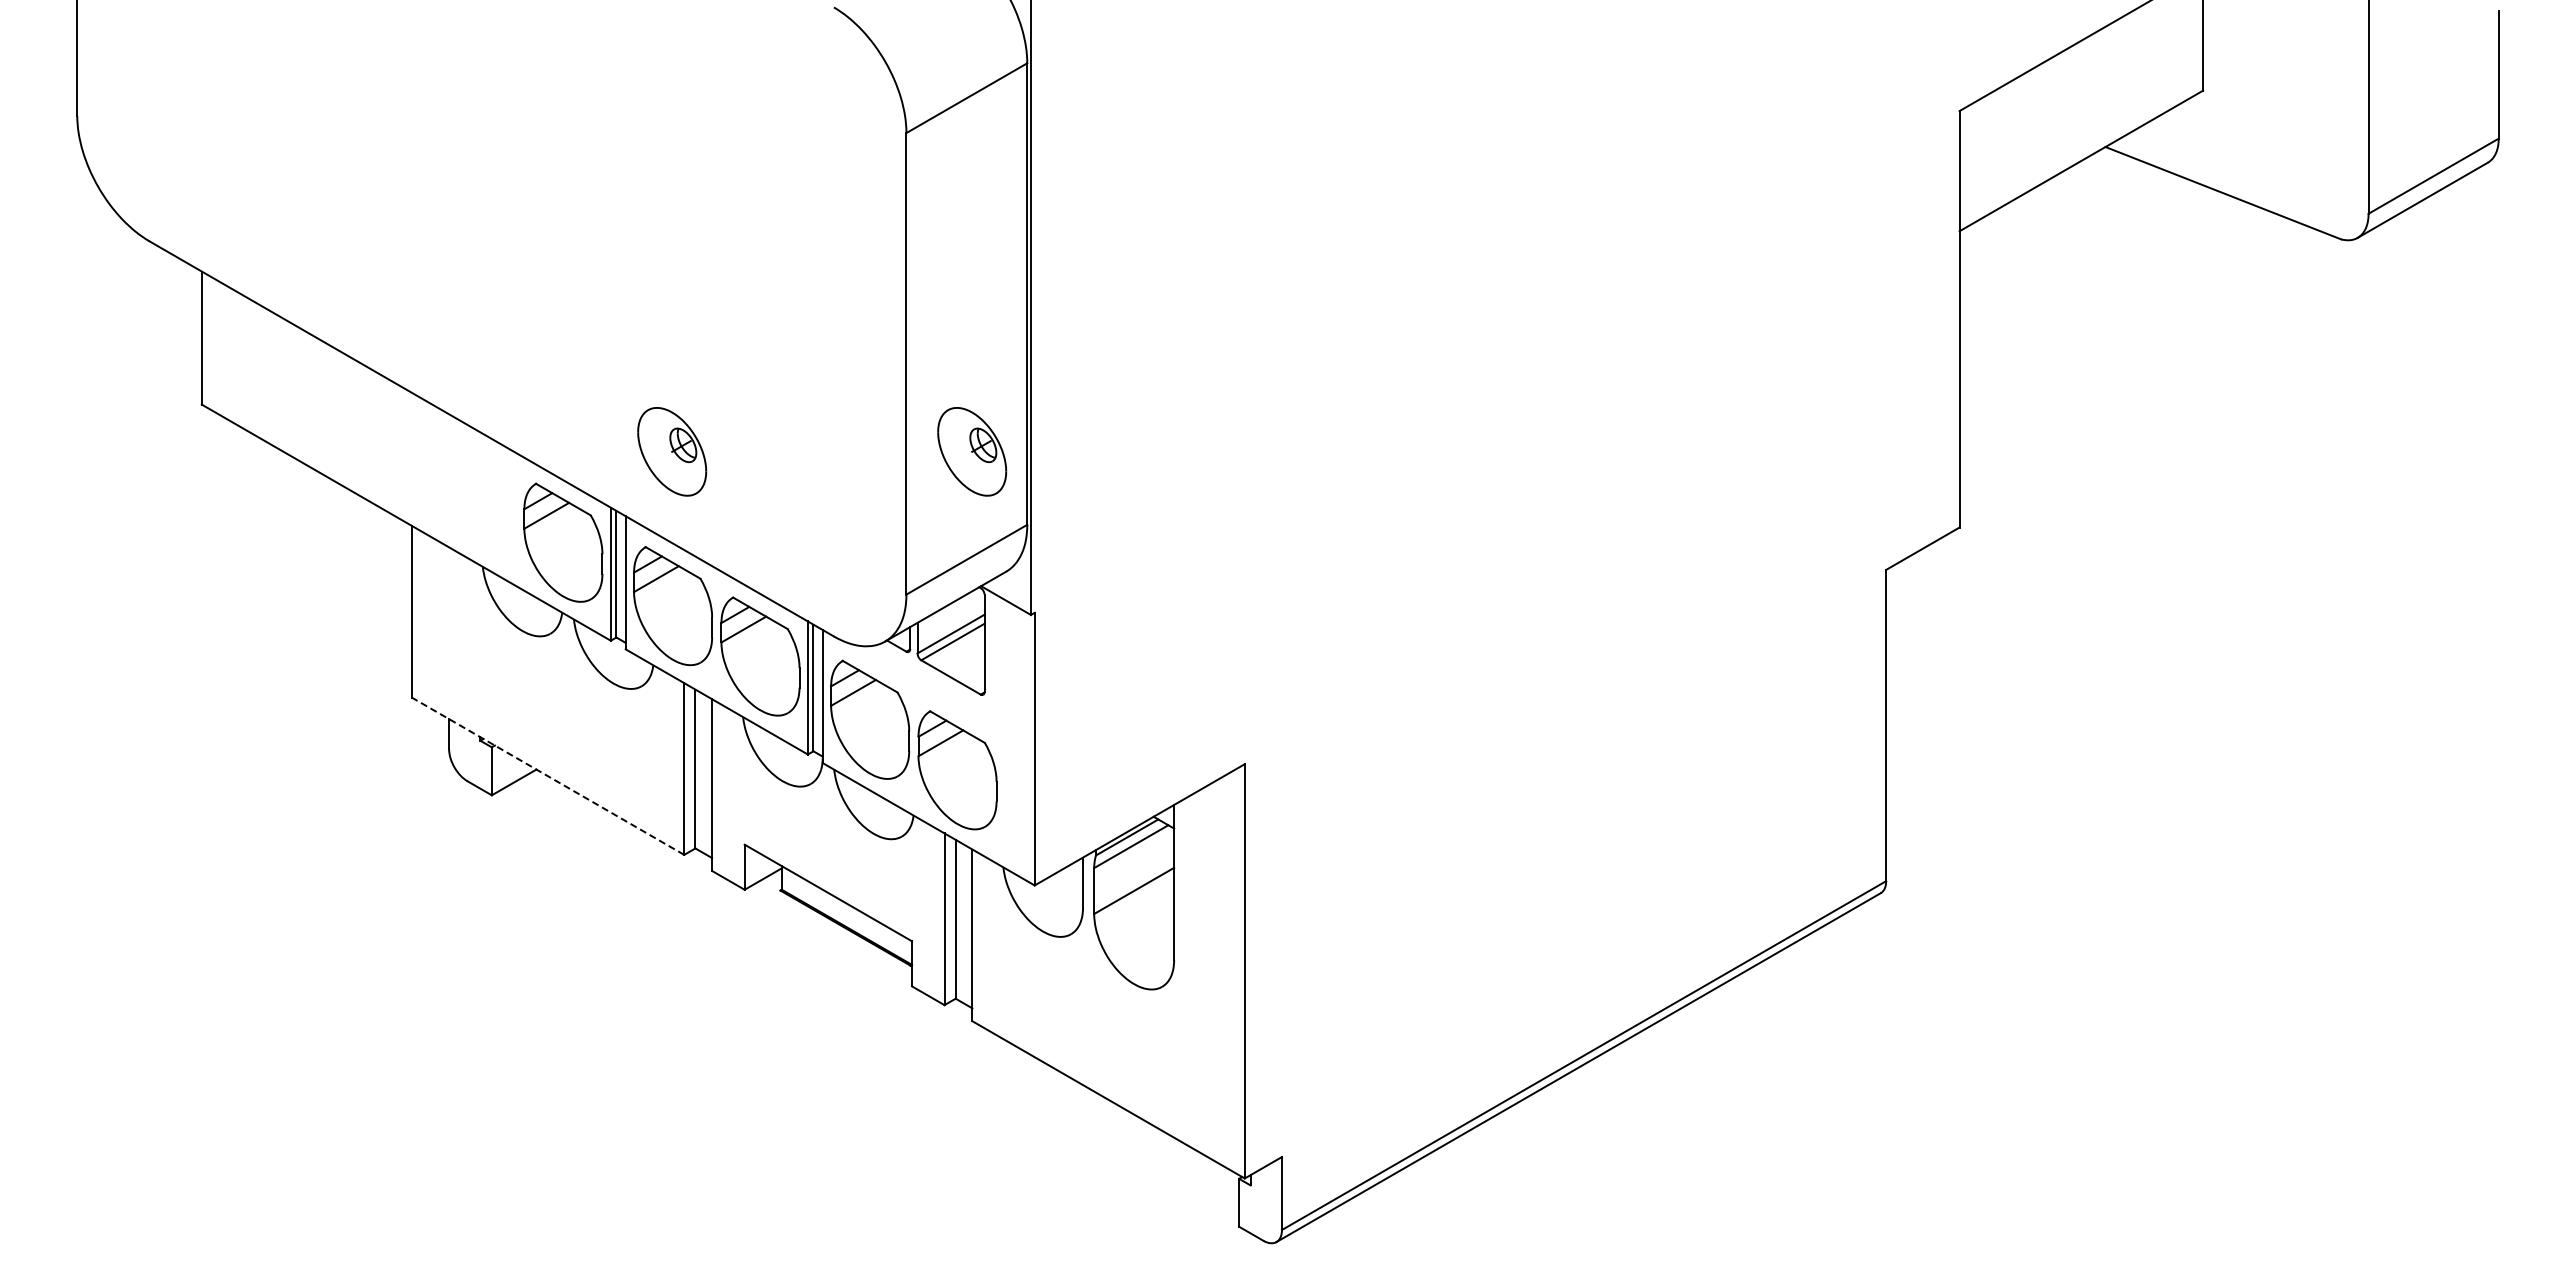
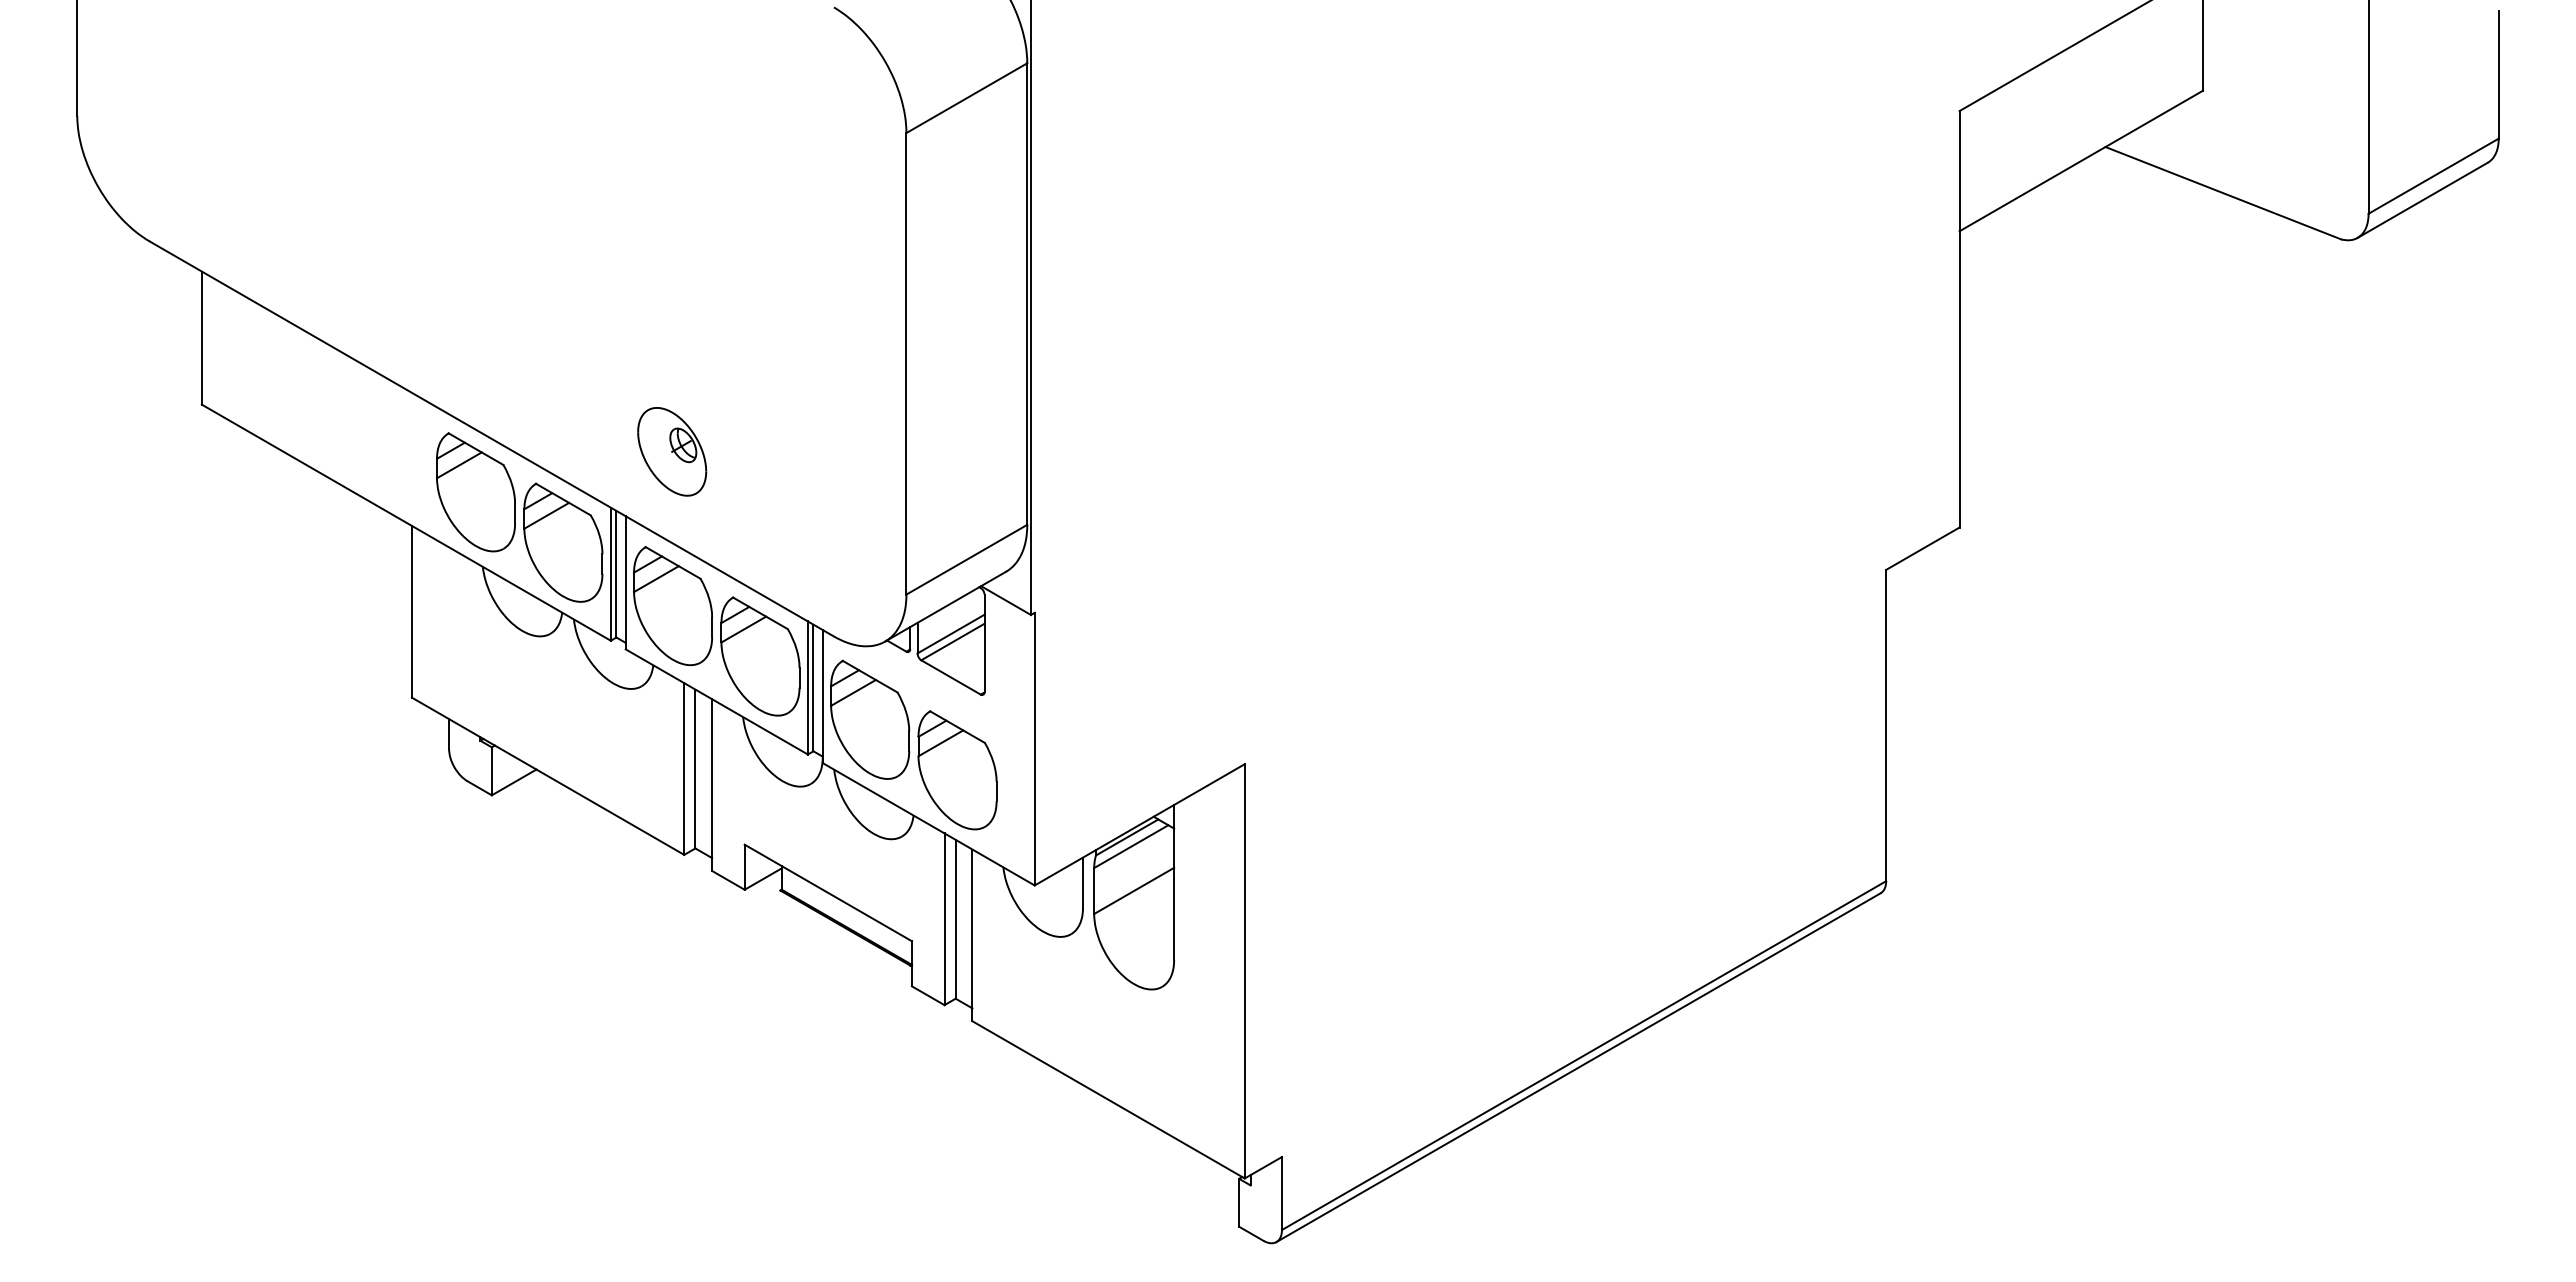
part: present -> none (972, 451)
part: none -> present (475, 492)
line: dashed -> solid (547, 776)
